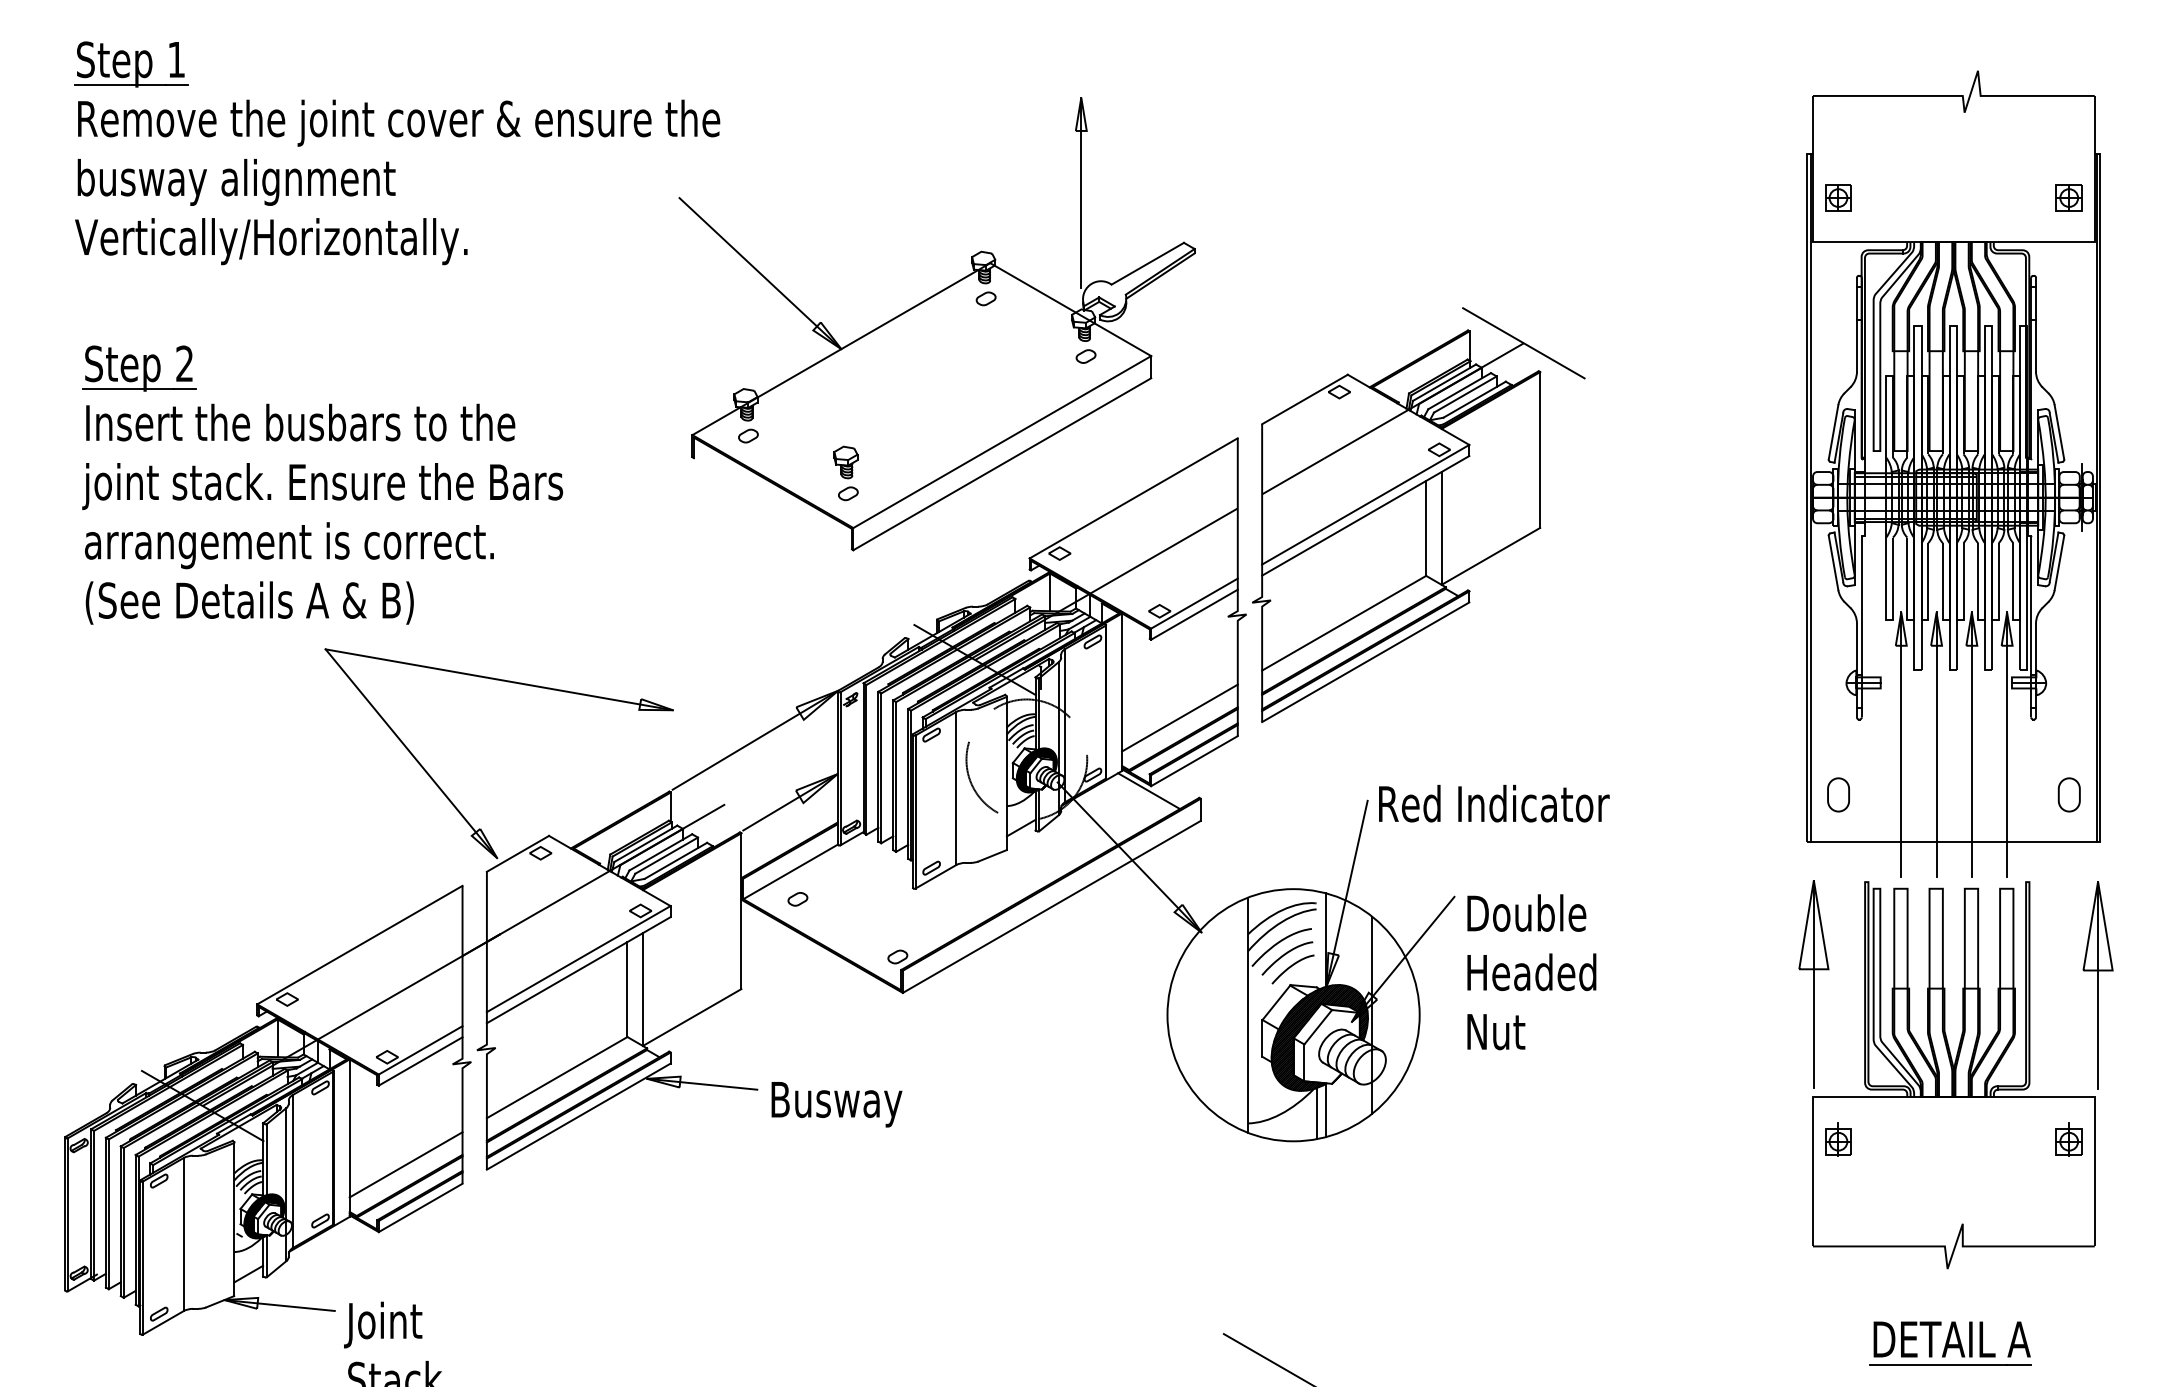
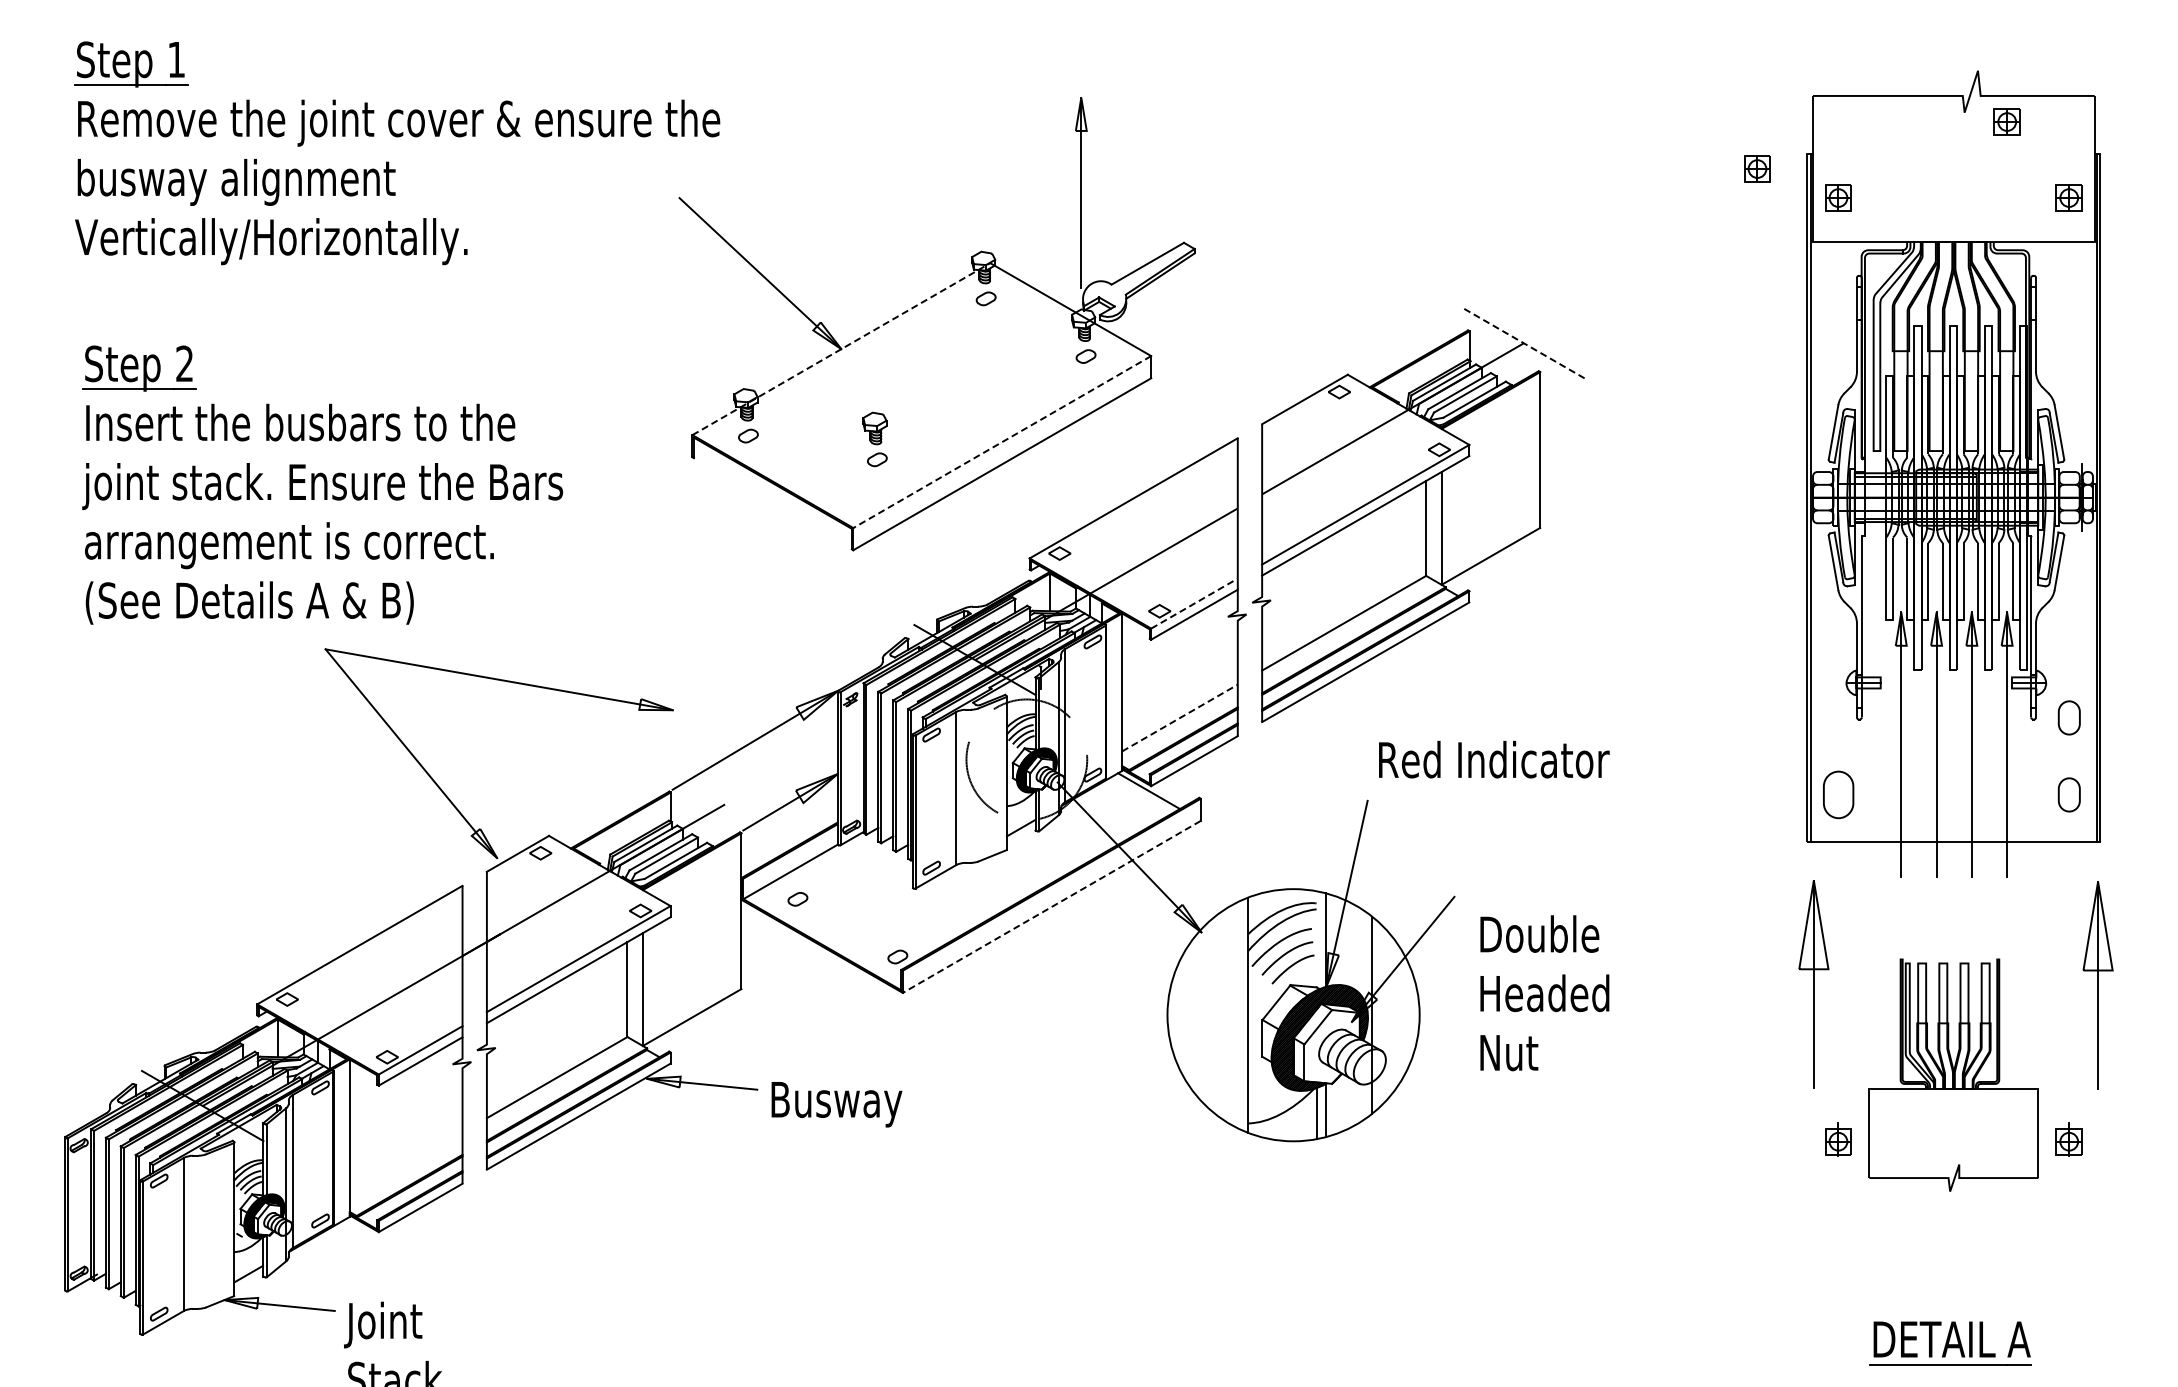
part: none -> present (2006, 121)
part: none -> present (1757, 168)
line: solid -> dashed (1523, 343)
line: solid -> dashed (841, 349)
line: solid -> dashed (1002, 442)
part position: (845, 473) -> (874, 439) (874, 439)
line: solid -> dashed (1194, 603)
part: none -> present (2068, 717)
line: solid -> dashed (1179, 718)
part size: 23x36 px -> 32x50 px (1838, 794)
text position: (1494, 803) -> (1494, 759) (1494, 759)
line: solid -> dashed (1051, 906)
text position: (1531, 972) -> (1544, 993) (1544, 993)
part size: 284x389 px -> 171x234 px (1953, 1074)
line: present -> none (405, 1164)
line: present -> none (1266, 1358)
